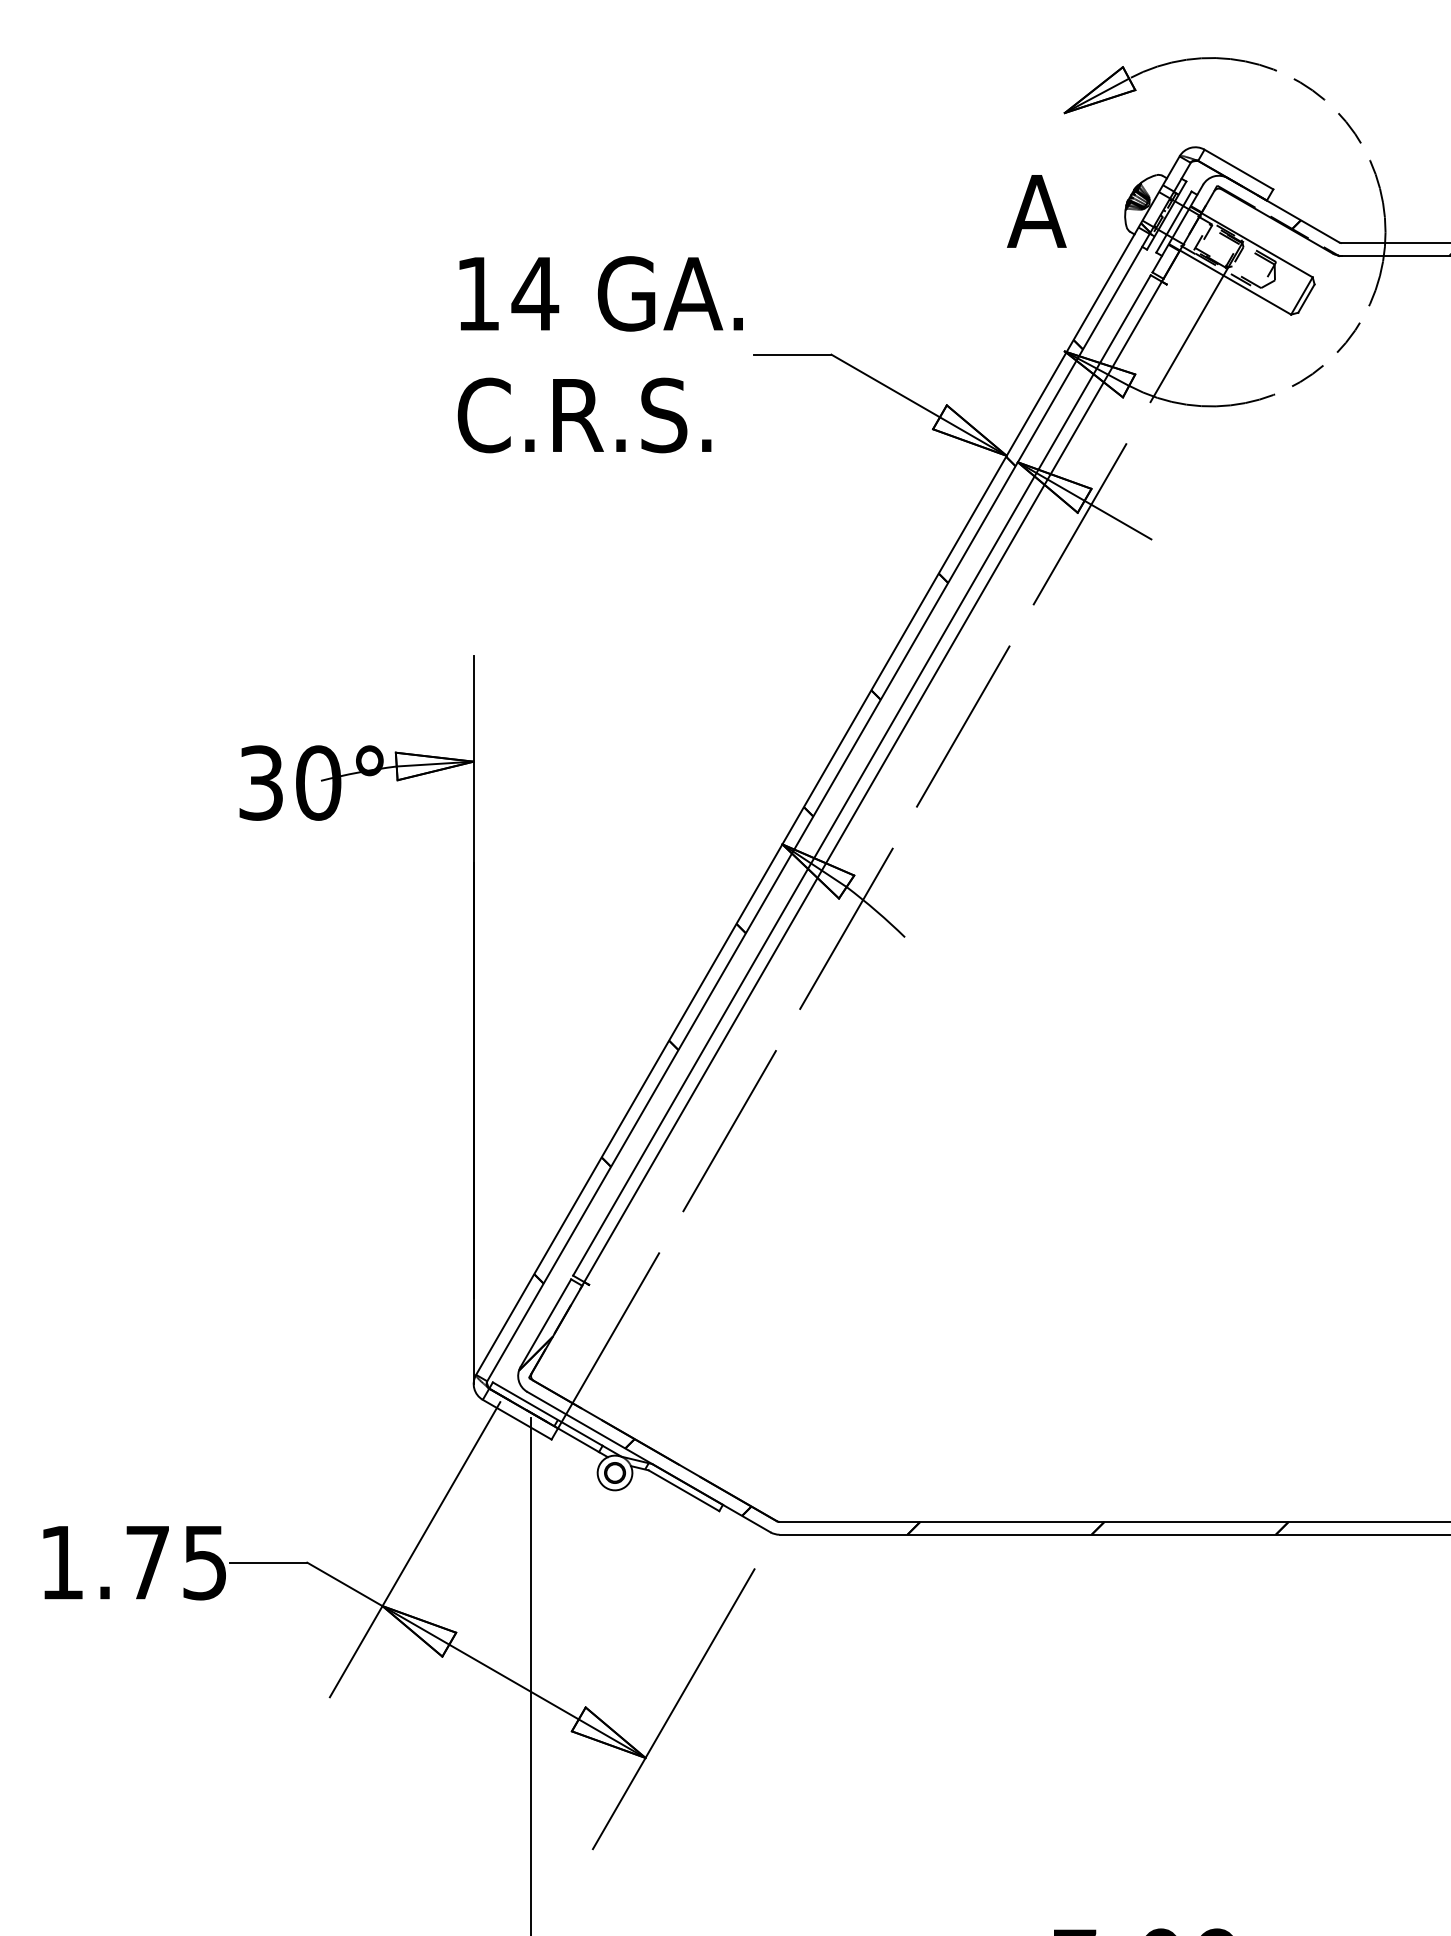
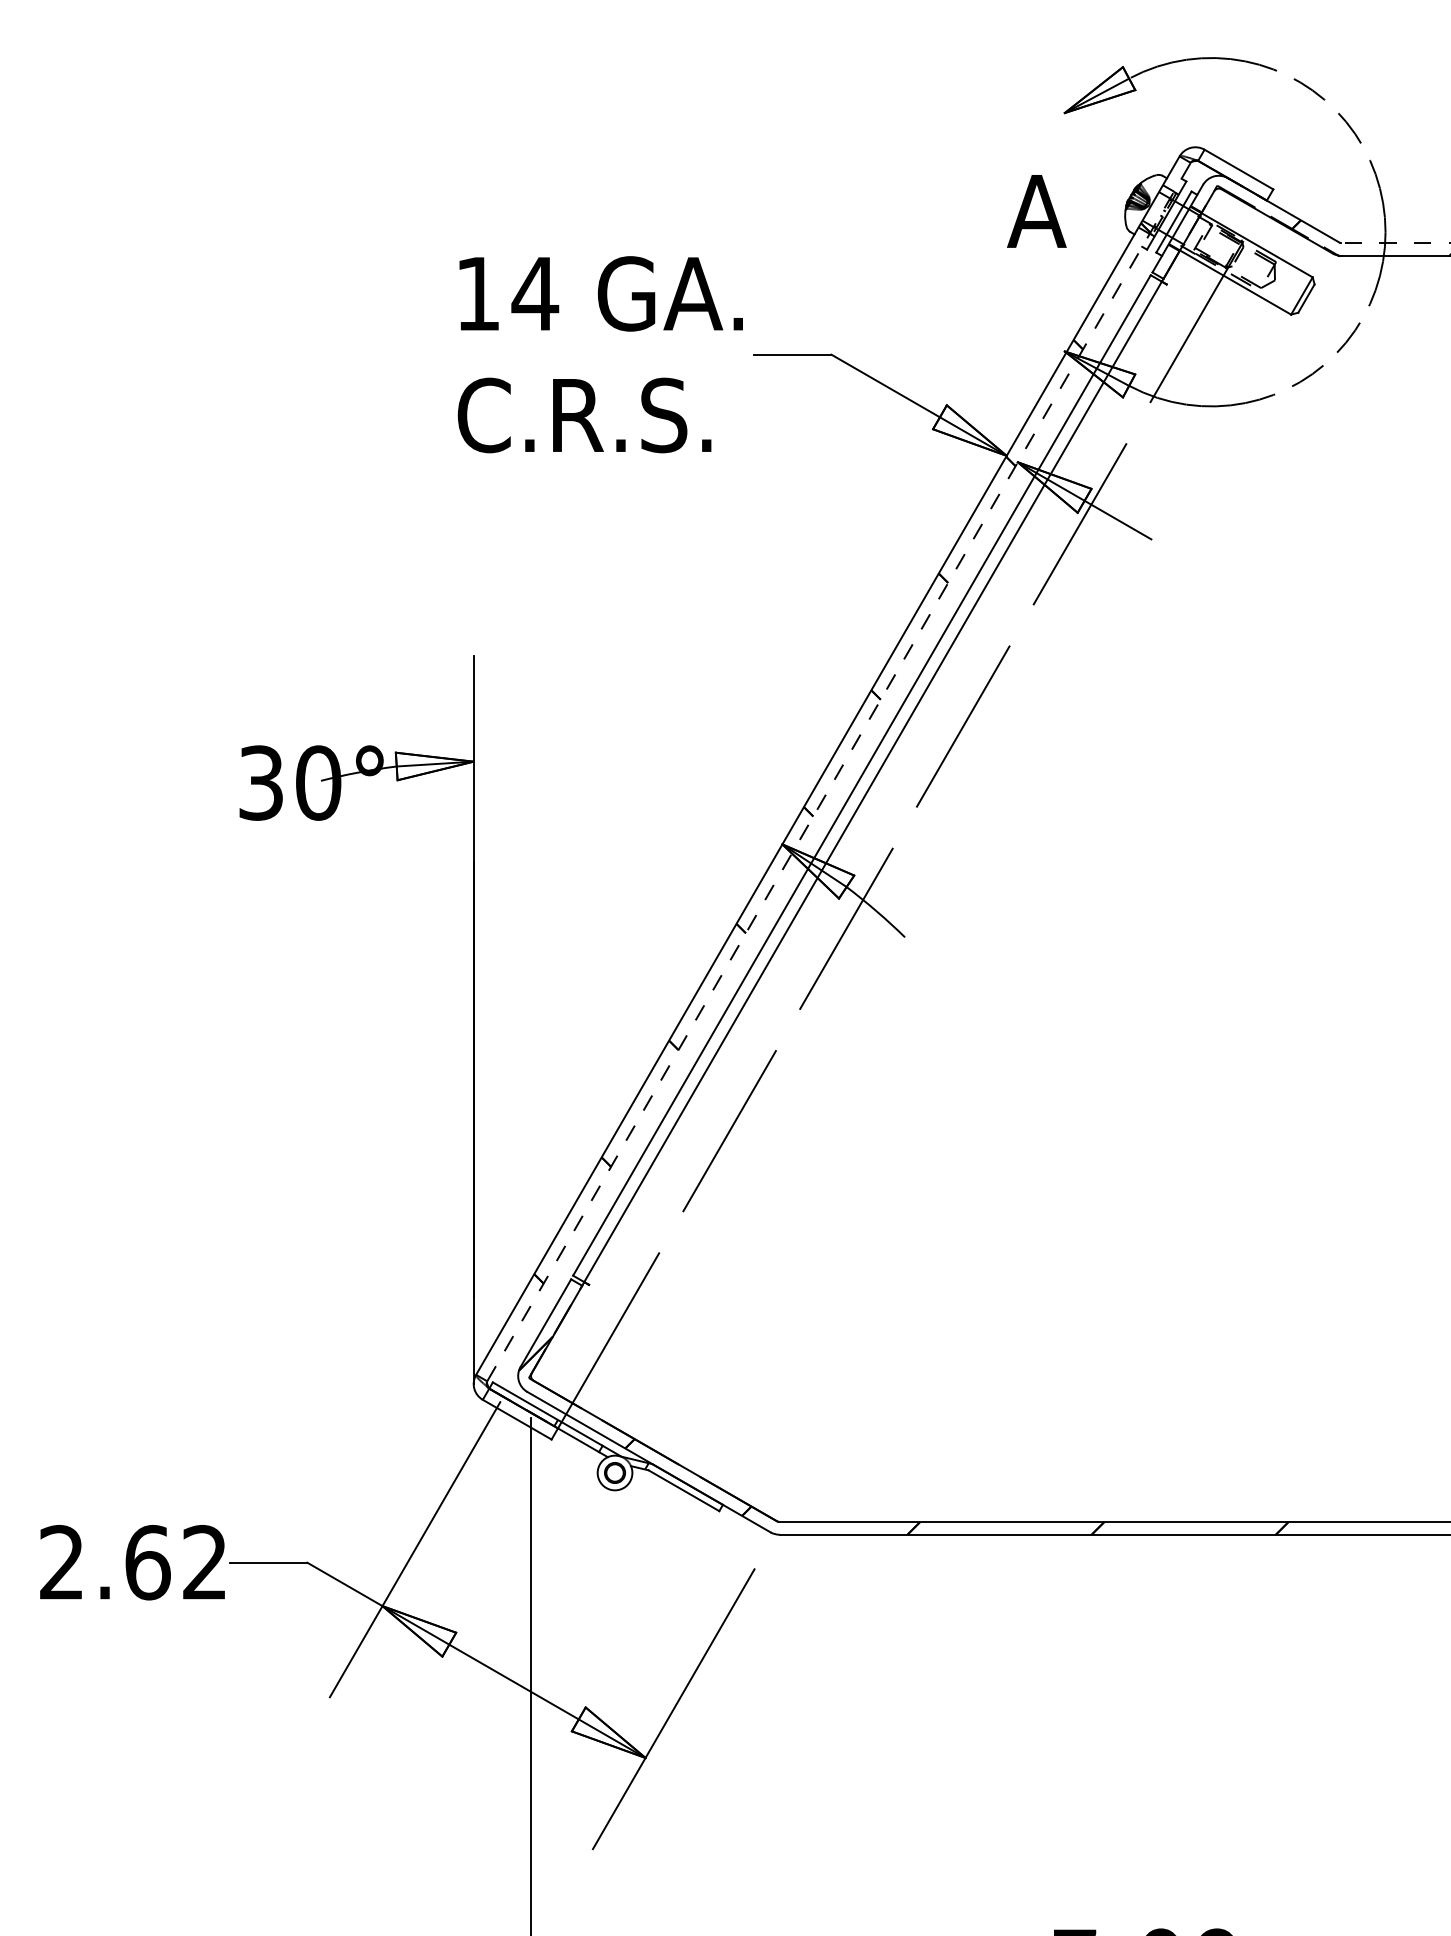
line: solid -> dashed (1395, 243)
line: solid -> dashed (839, 771)
text: 1.75 -> 2.62 (132, 1562)
